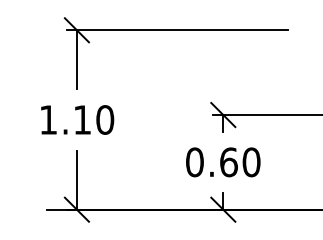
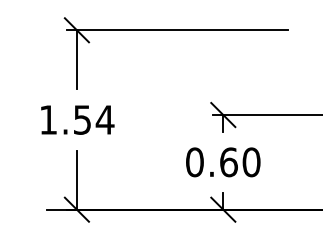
text: 1.10 -> 1.54 (94, 119)
